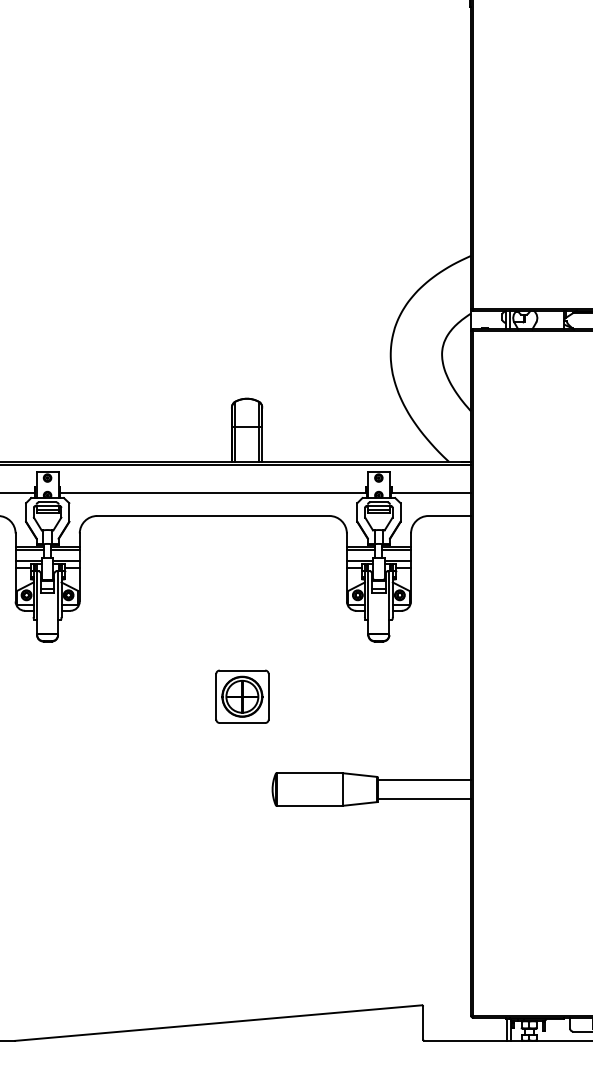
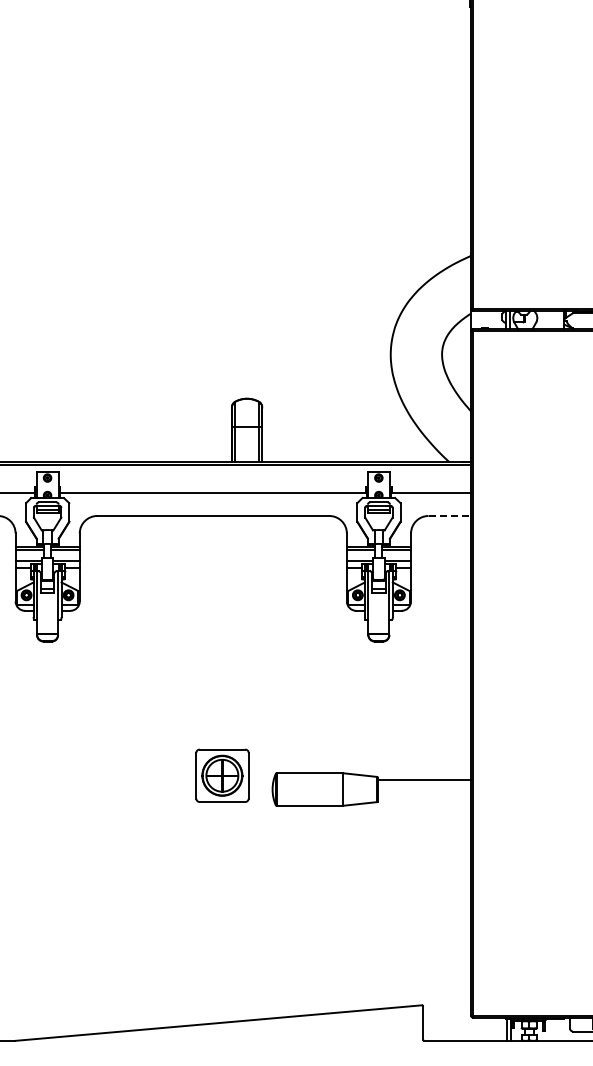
line: solid -> dashed (450, 515)
part position: (242, 696) -> (222, 775) (222, 775)
line: present -> none (424, 798)
